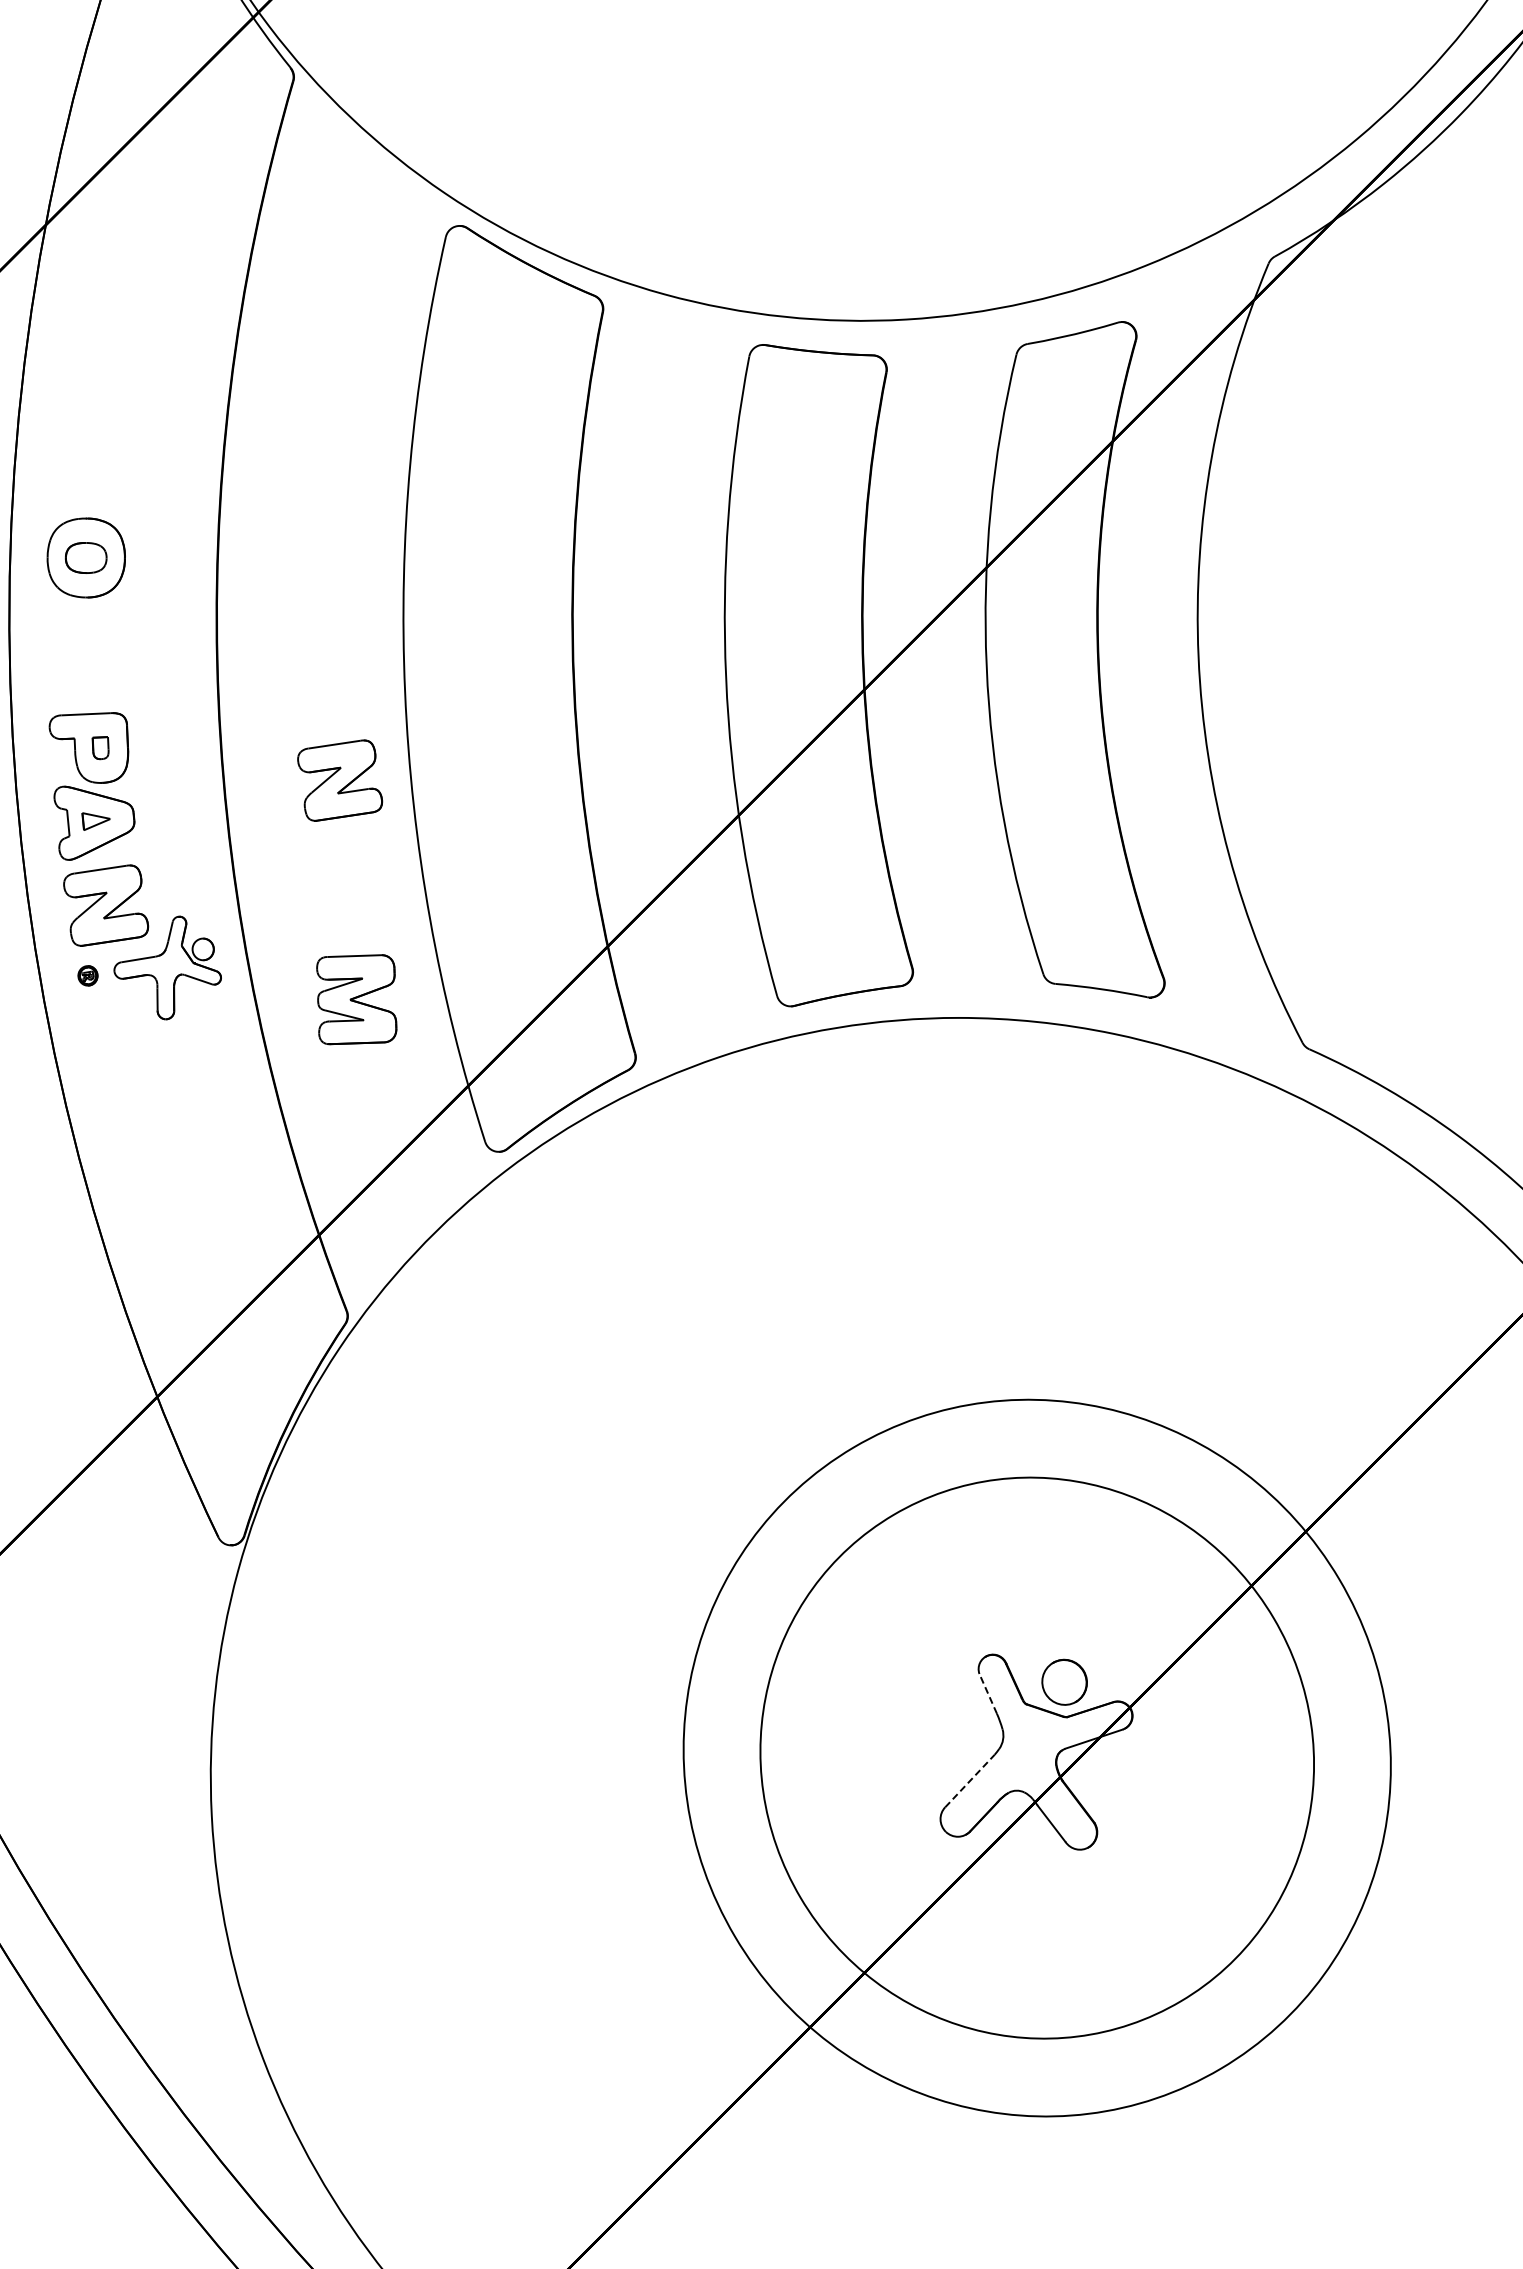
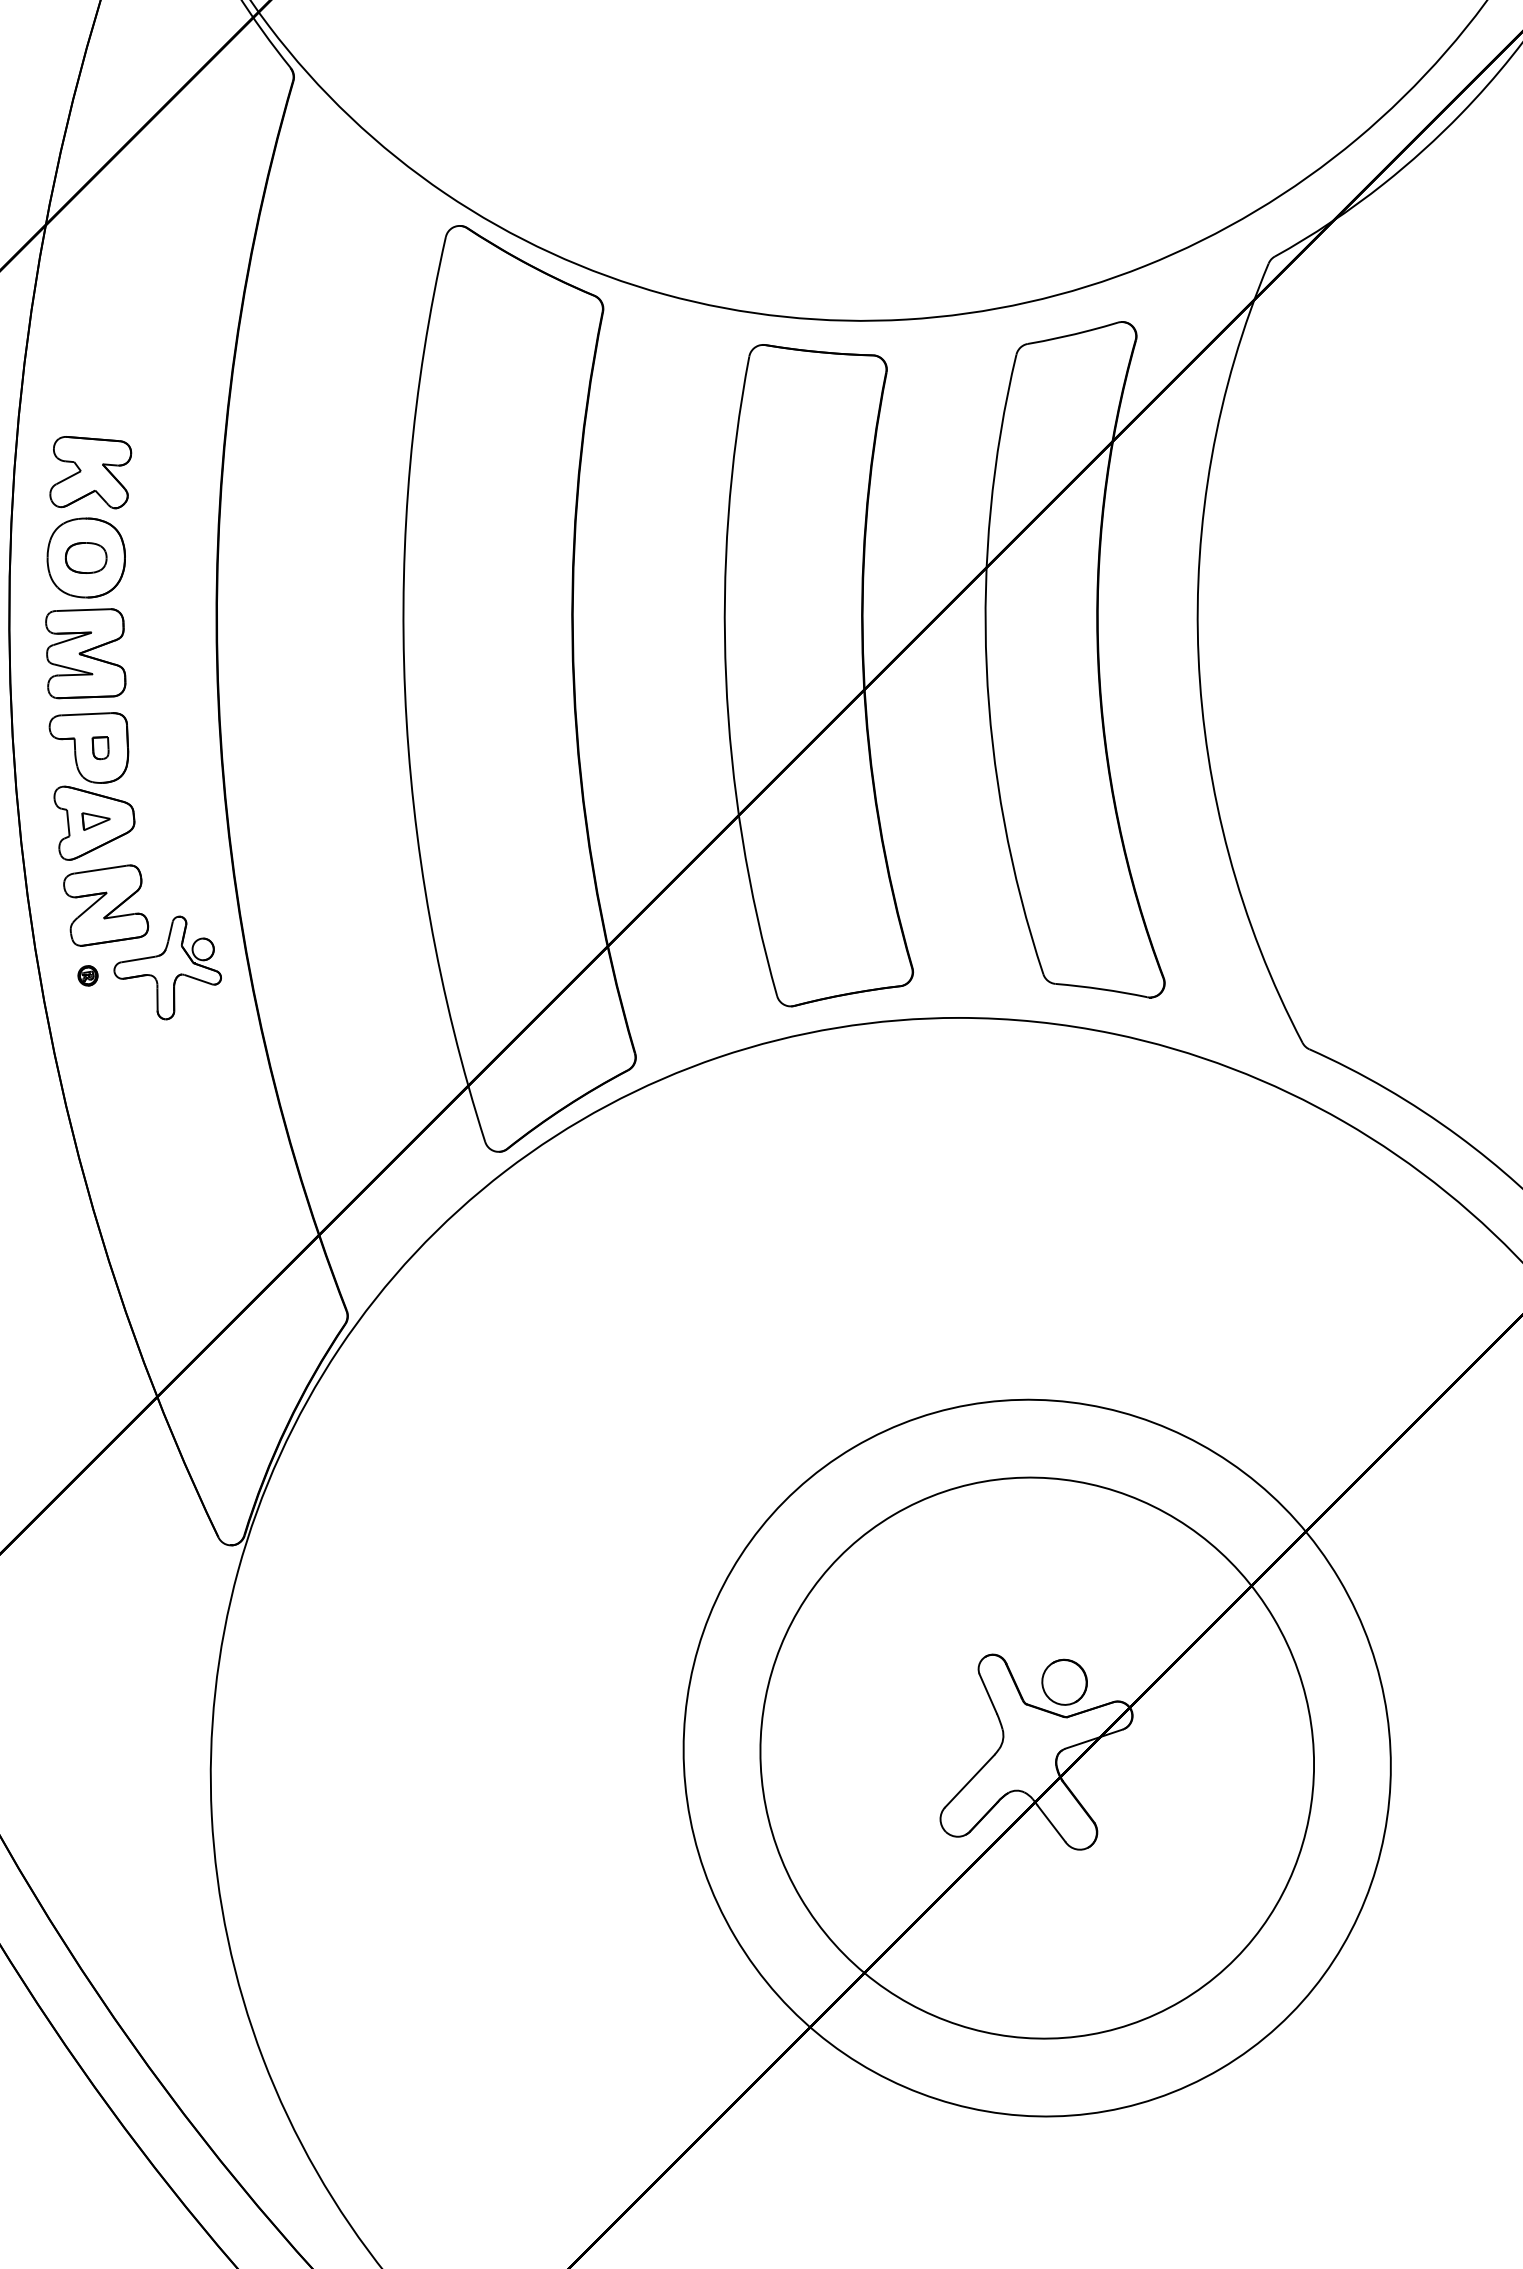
part: none -> present (90, 472)
part: present -> none (340, 780)
part position: (356, 999) -> (85, 653) (85, 653)
line: dashed -> solid (988, 1693)
line: dashed -> solid (970, 1780)
